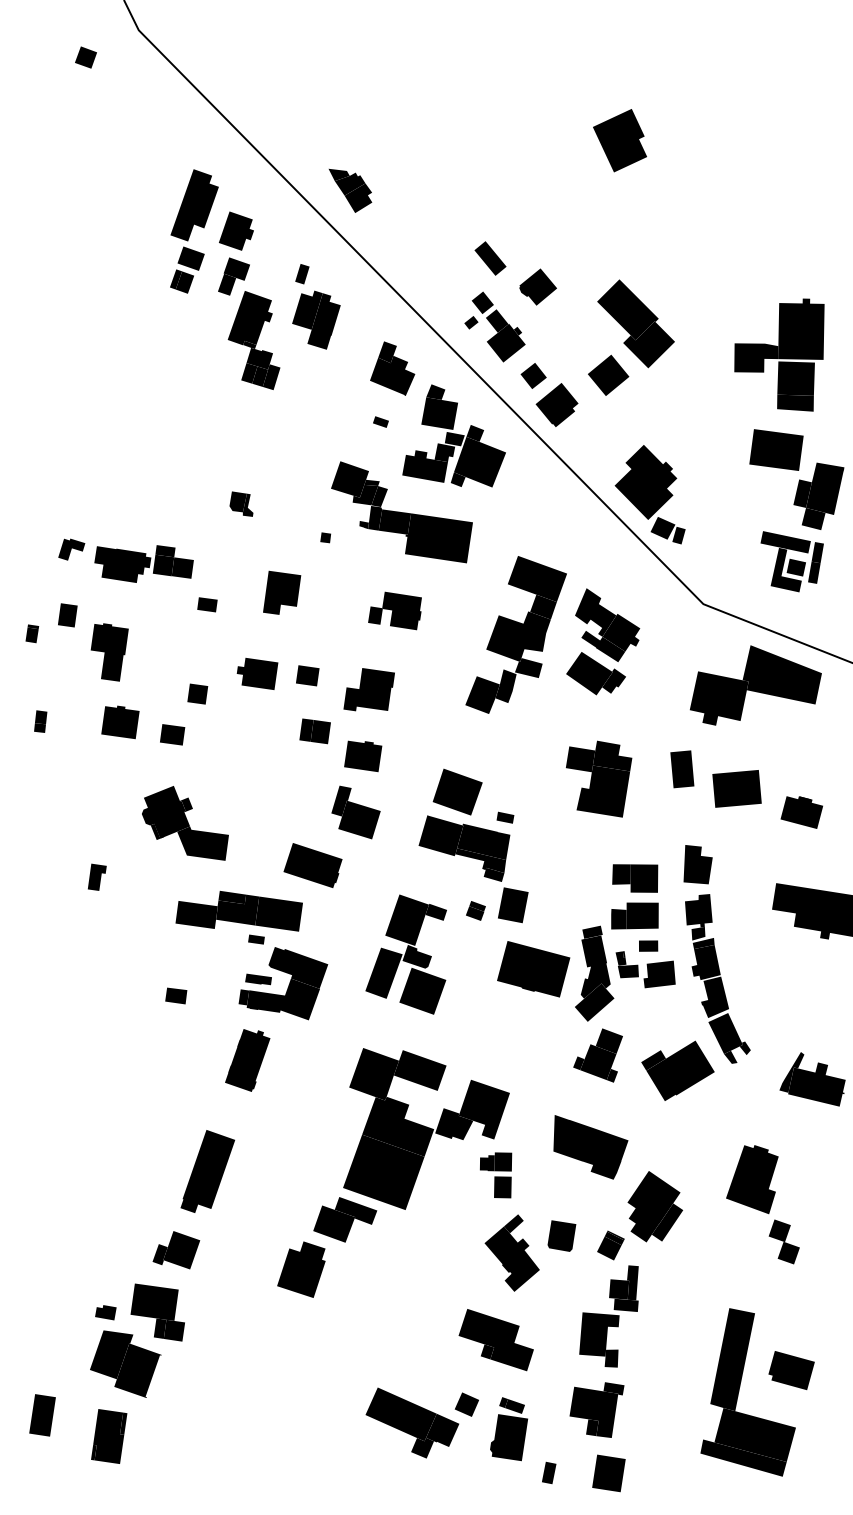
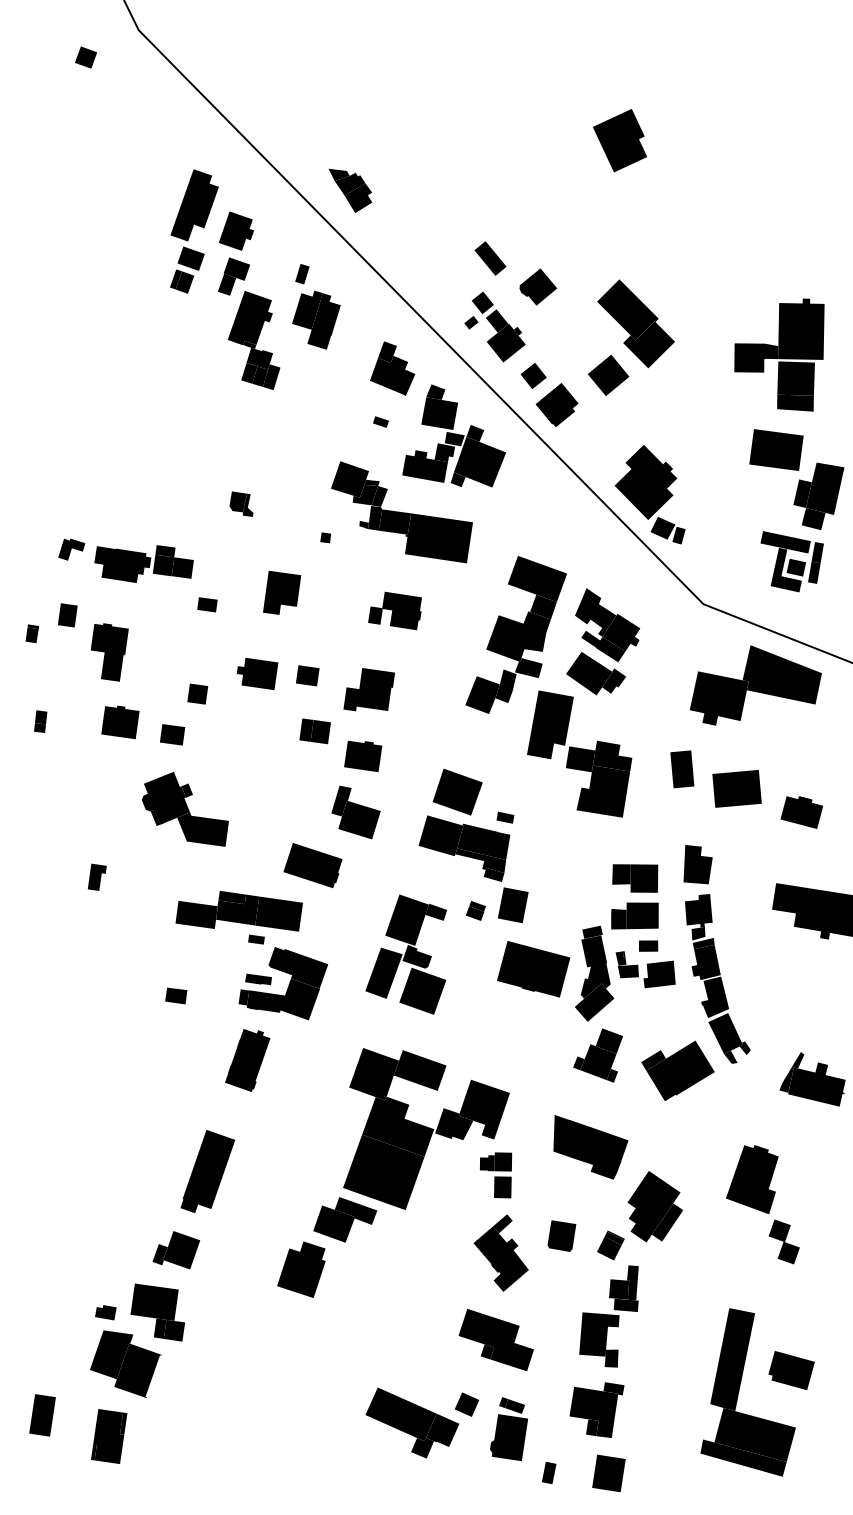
fill: none -> present (549, 724)
part position: (185, 823) -> (185, 809) (185, 809)
part position: (511, 1252) -> (500, 1252) (500, 1252)
